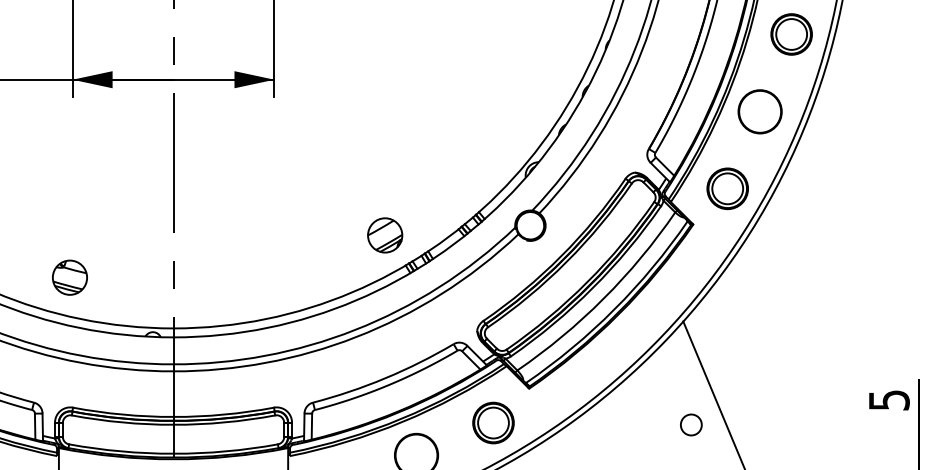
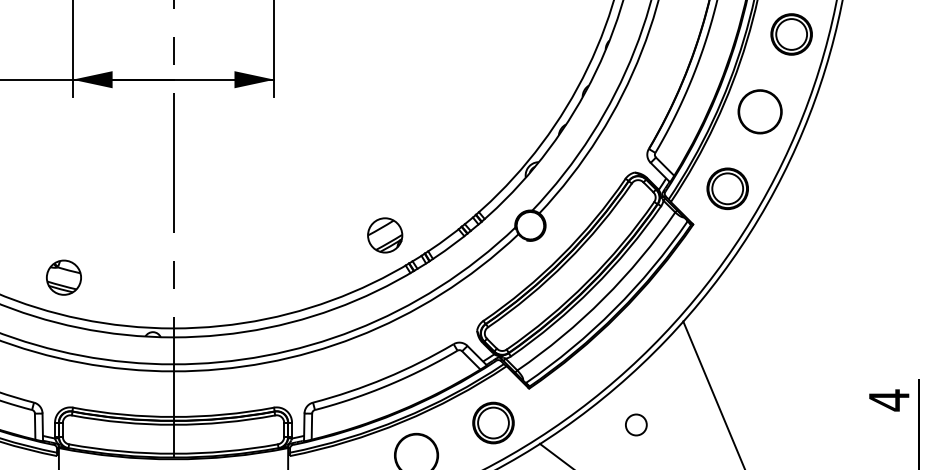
part position: (69, 277) -> (63, 277) (63, 277)
text: 5 -> 4 (889, 400)
circle position: (691, 424) -> (636, 424) (636, 424)
line: none -> present (554, 454)
